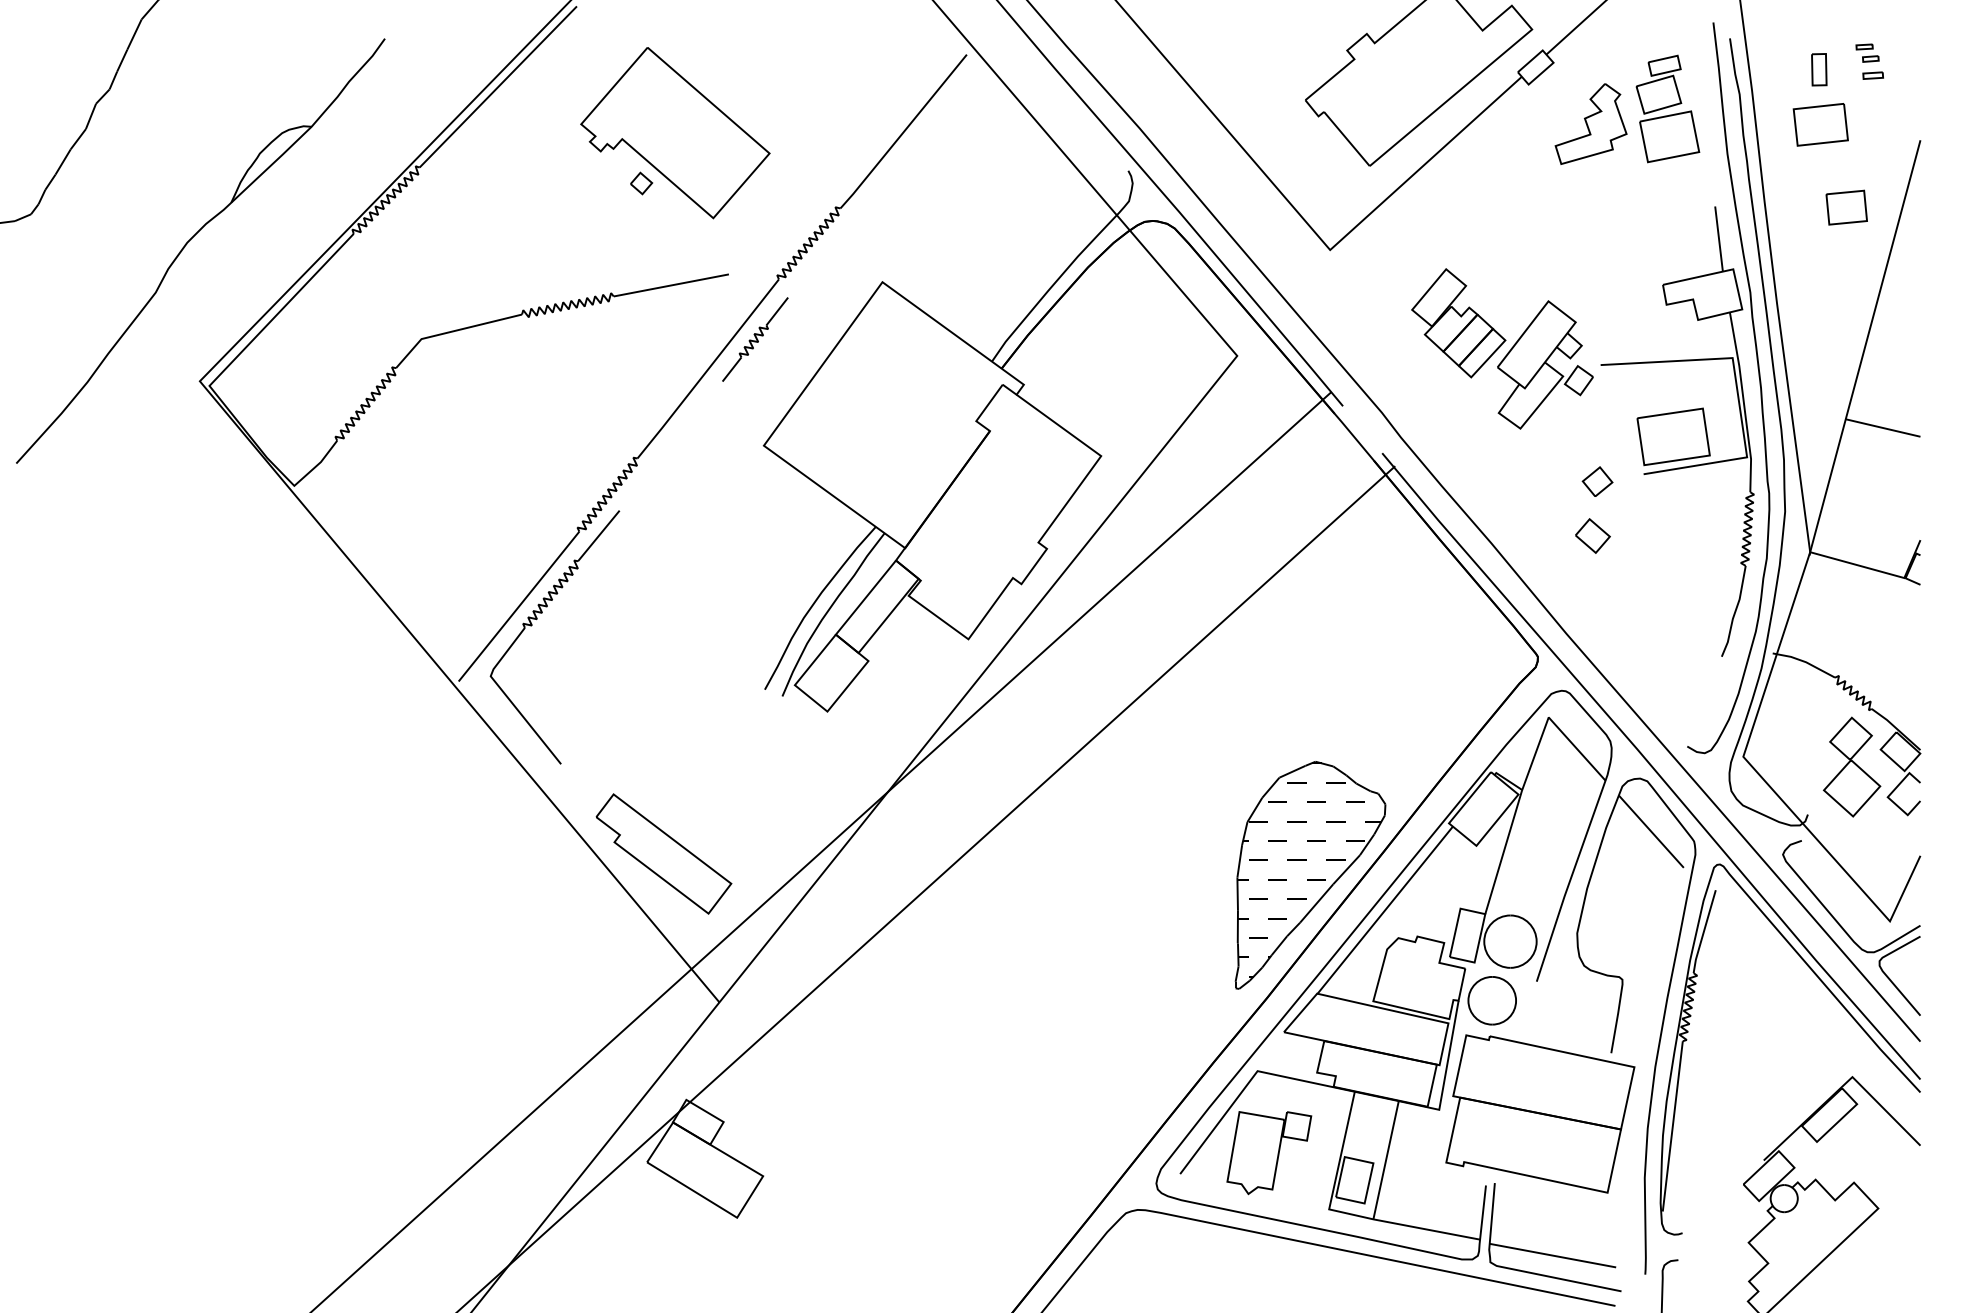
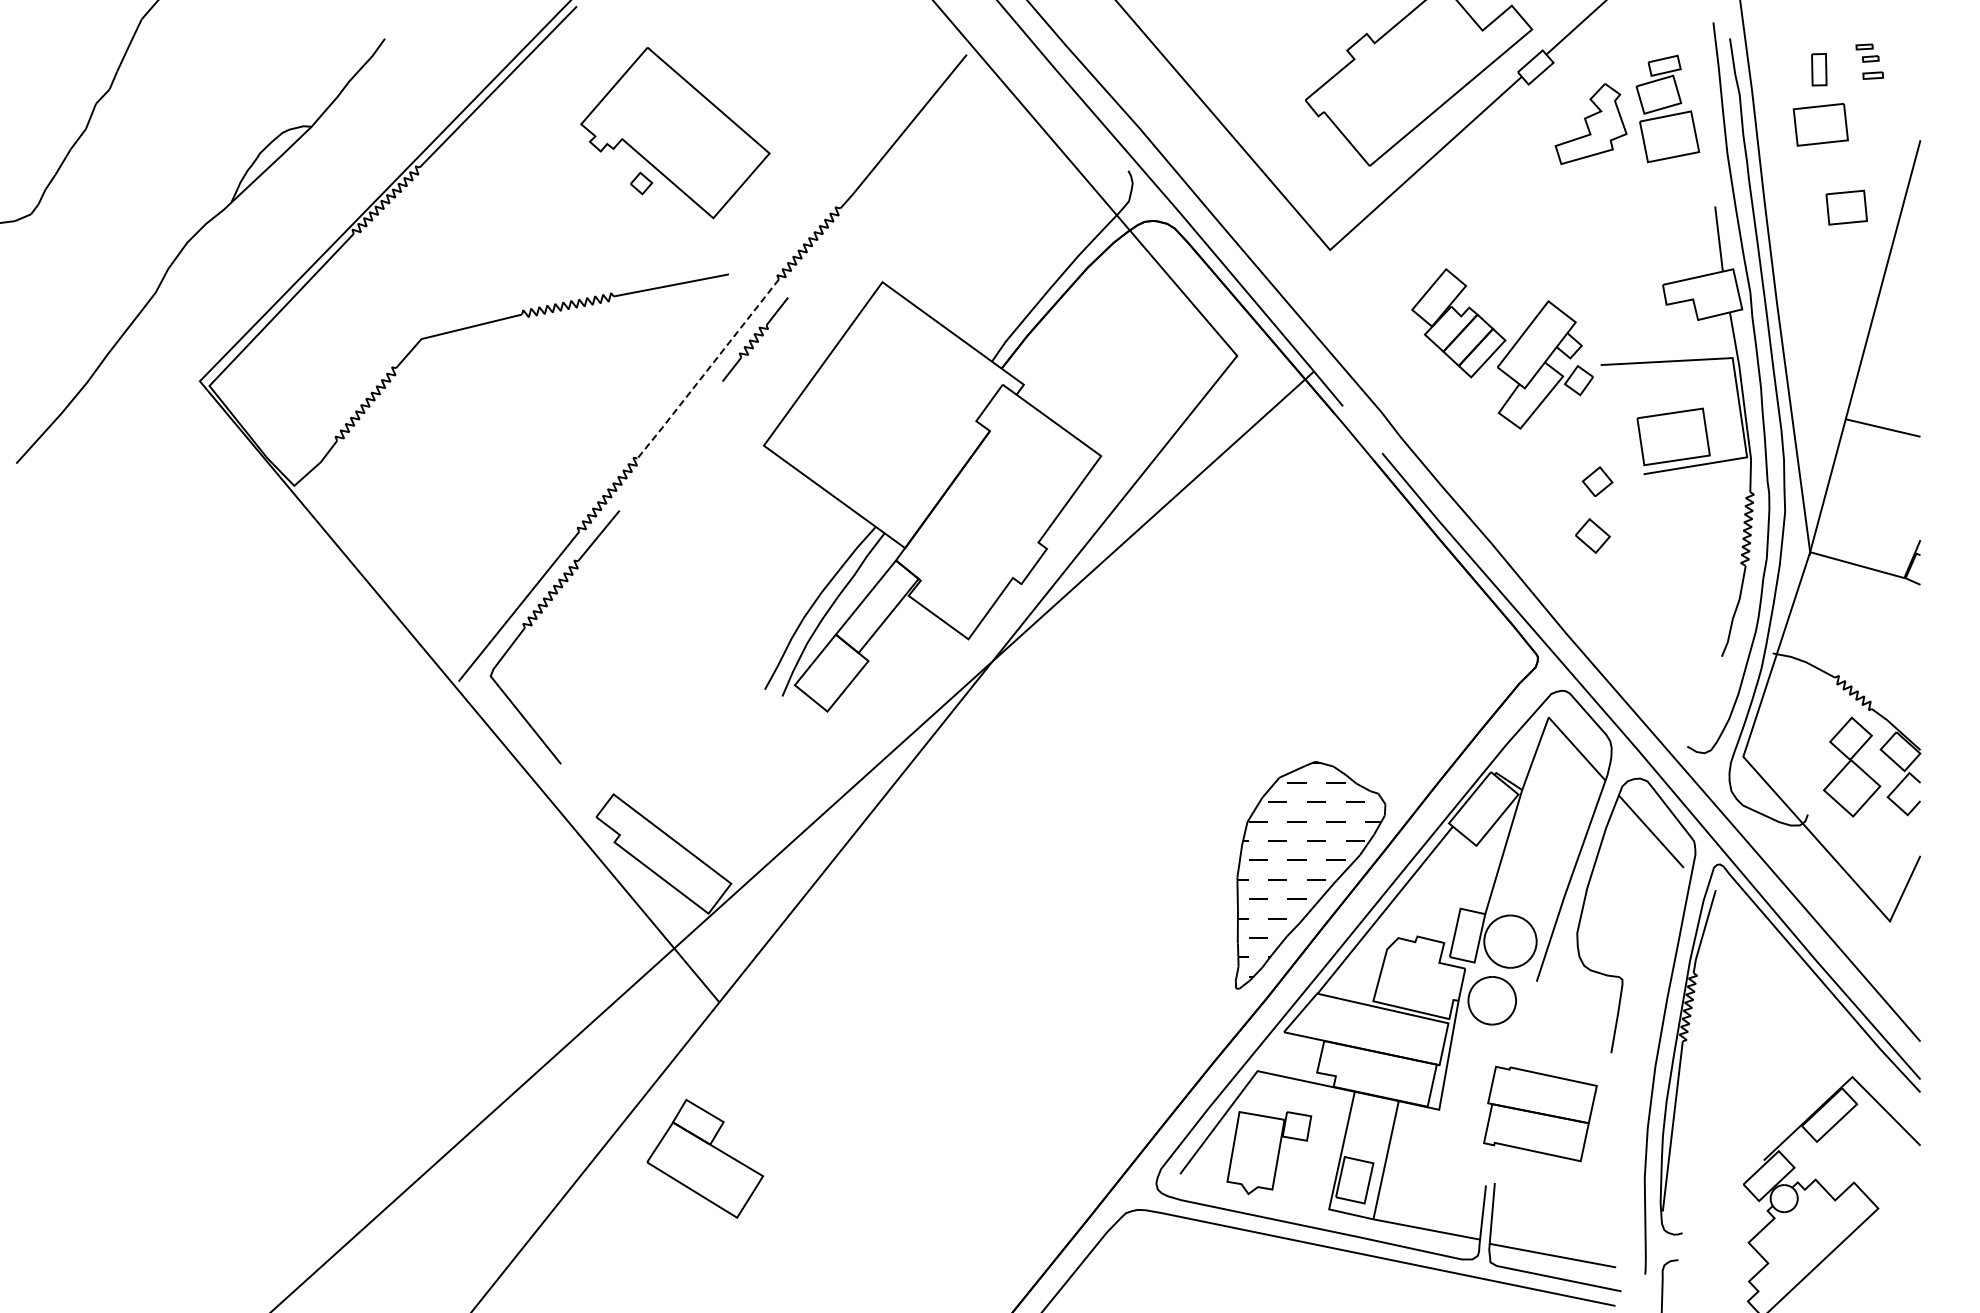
line: solid -> dashed (707, 369)
line position: (821, 850) -> (792, 840) (792, 840)
line: present -> none (927, 887)
part: present -> none (1846, 931)
part size: 191x160 px -> 115x98 px (1540, 1113)
